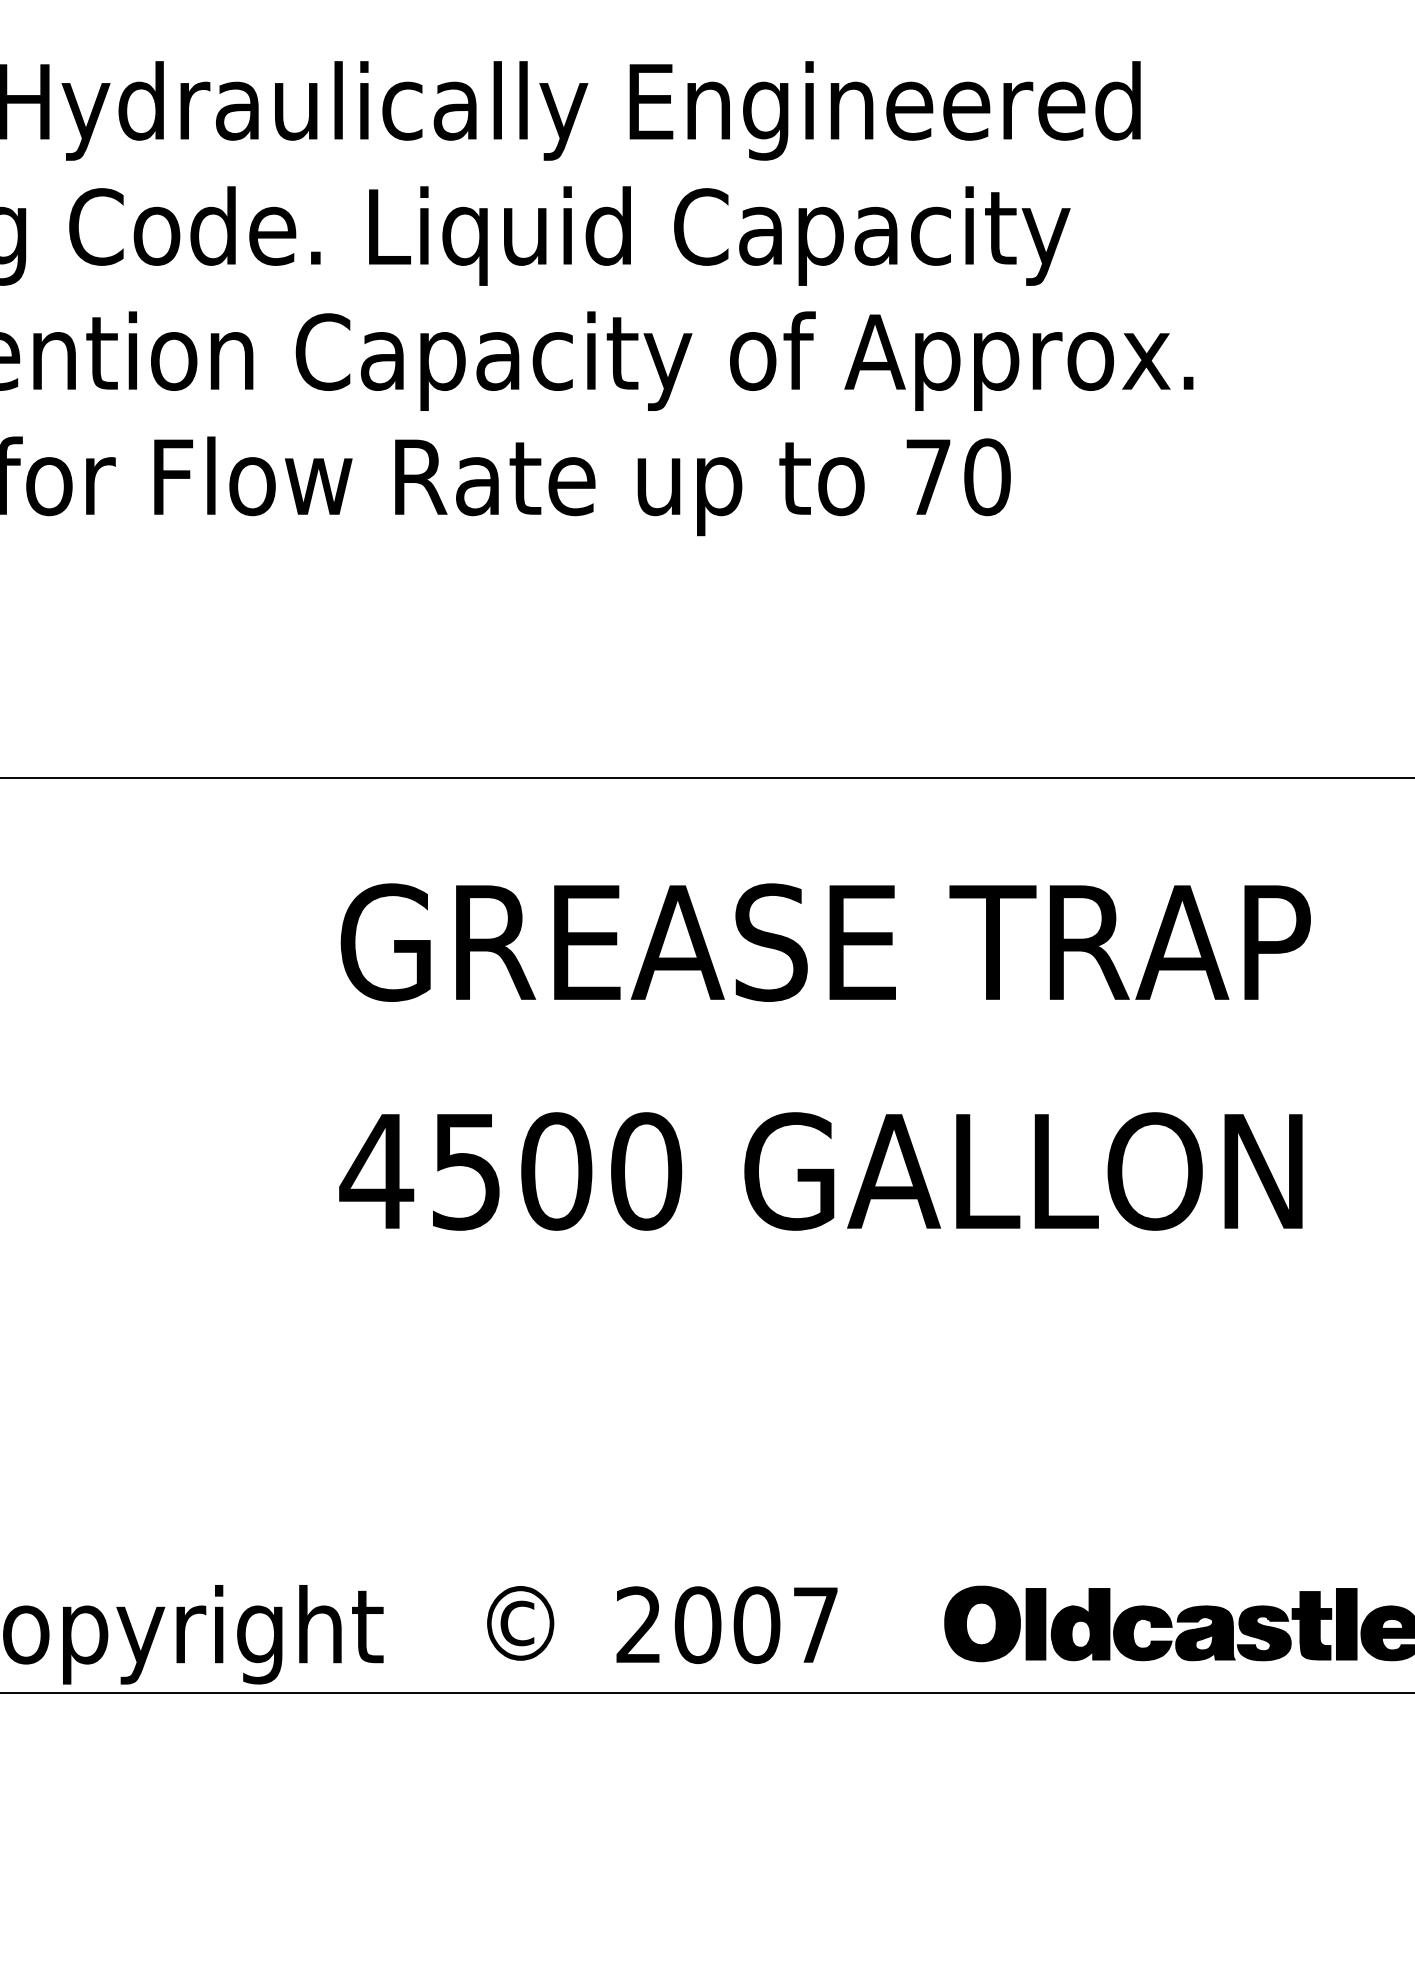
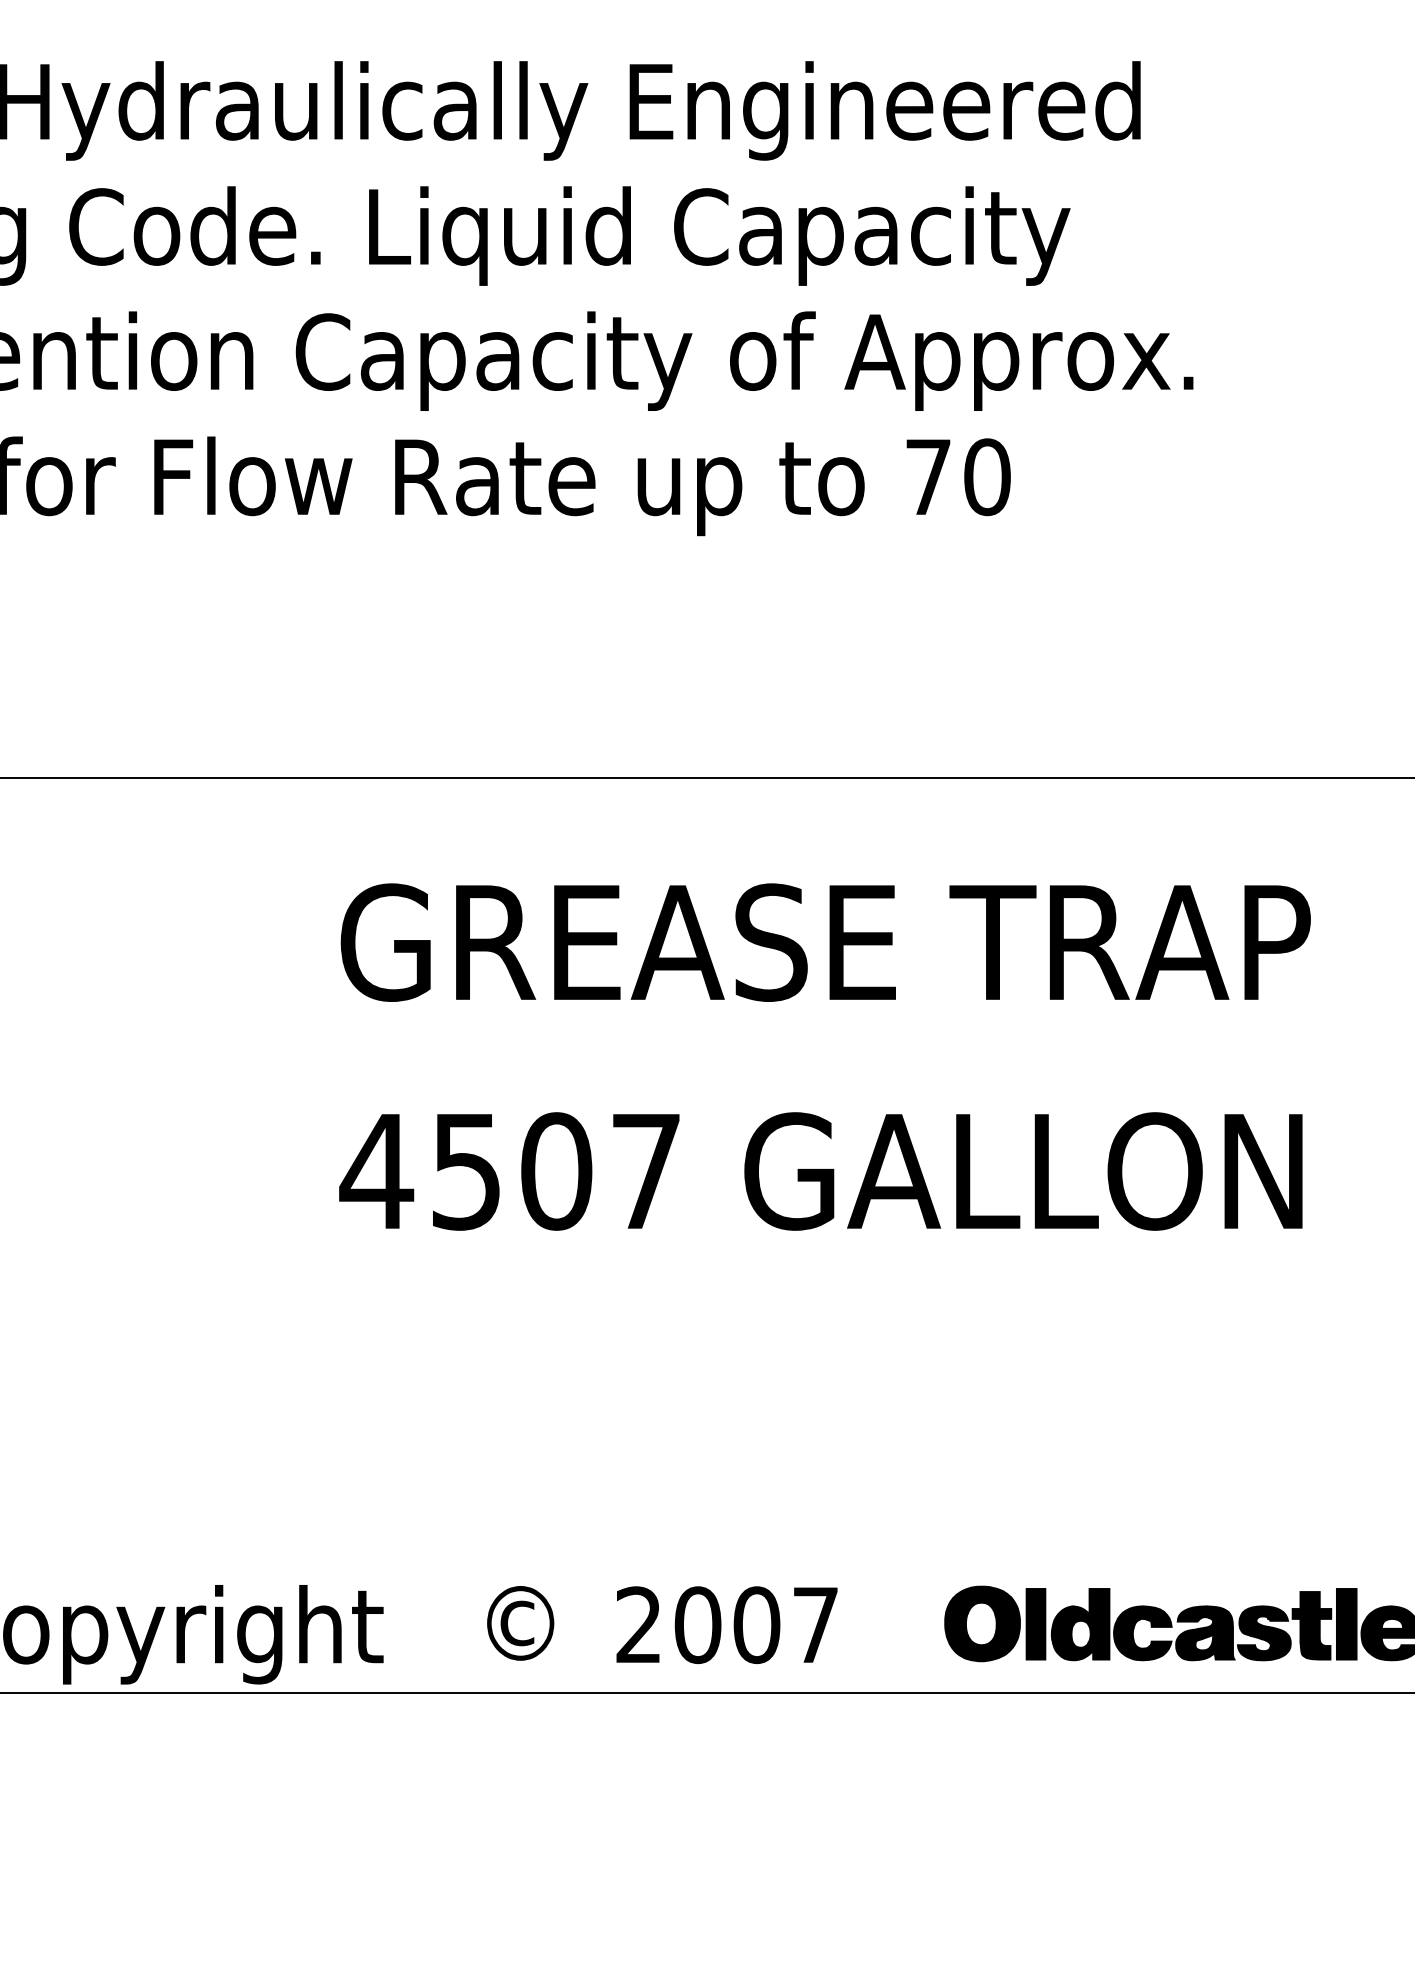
text: 4500 -> 4507 (646, 1171)
